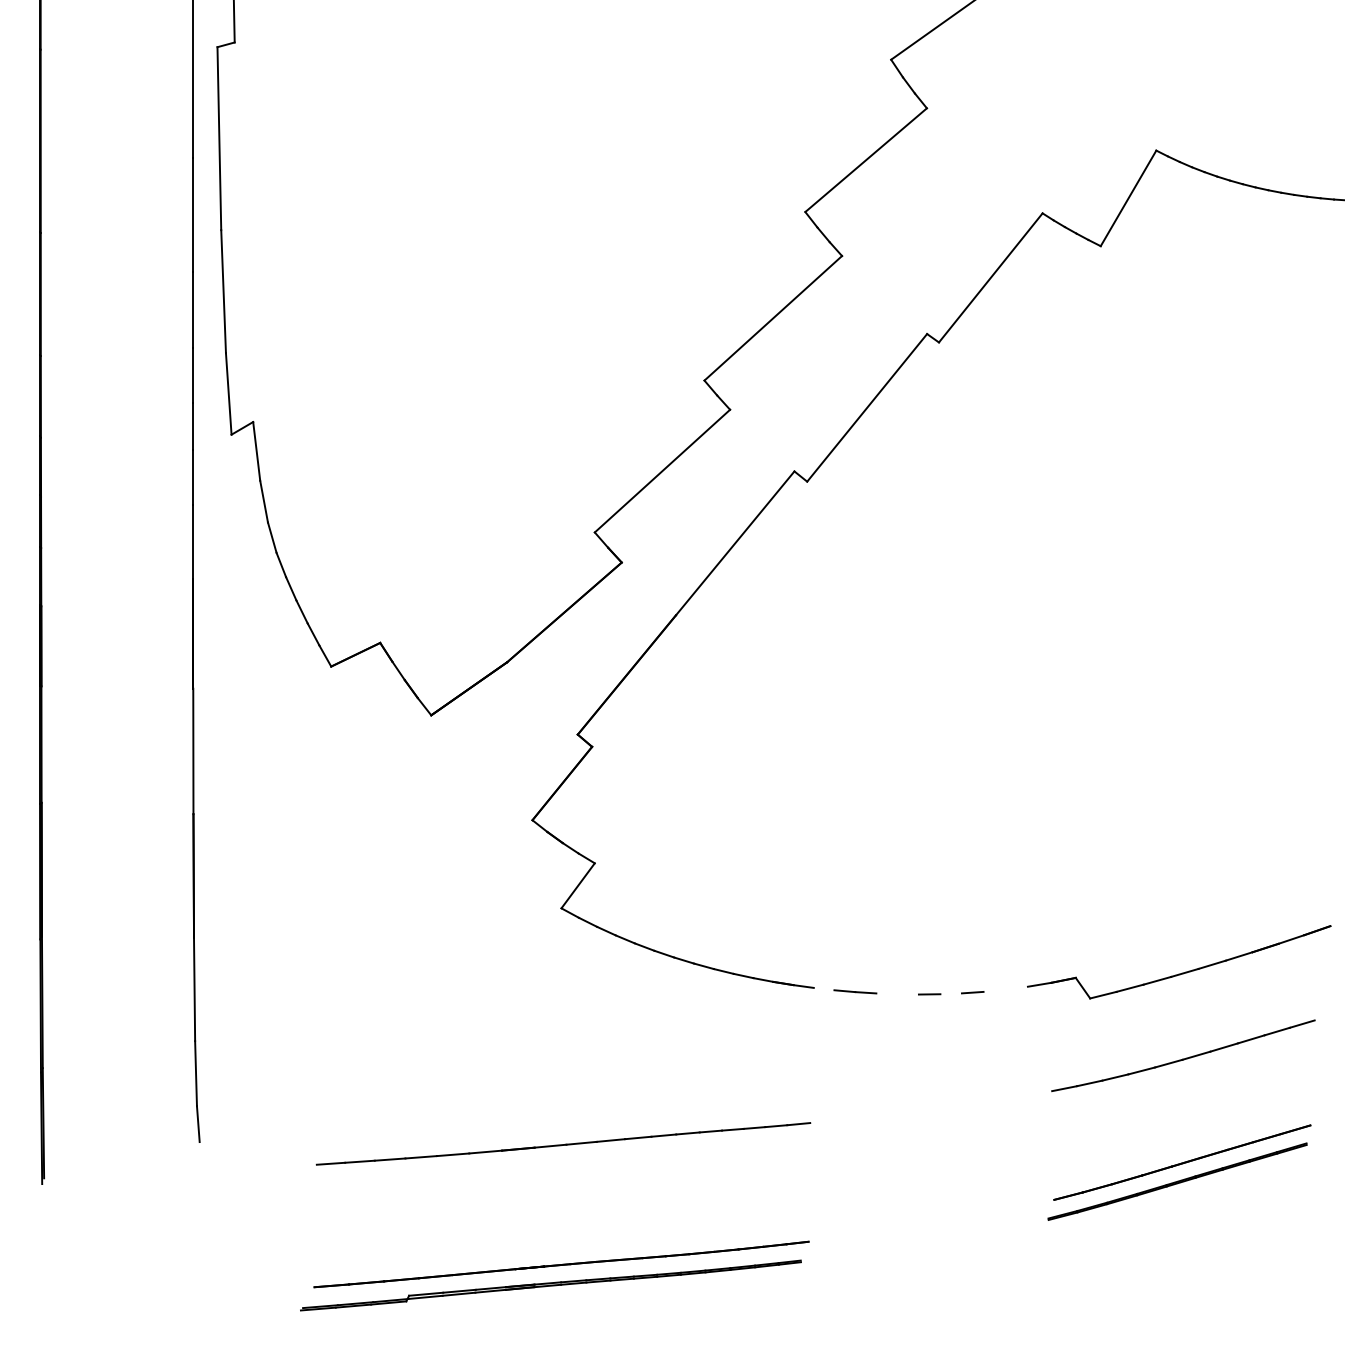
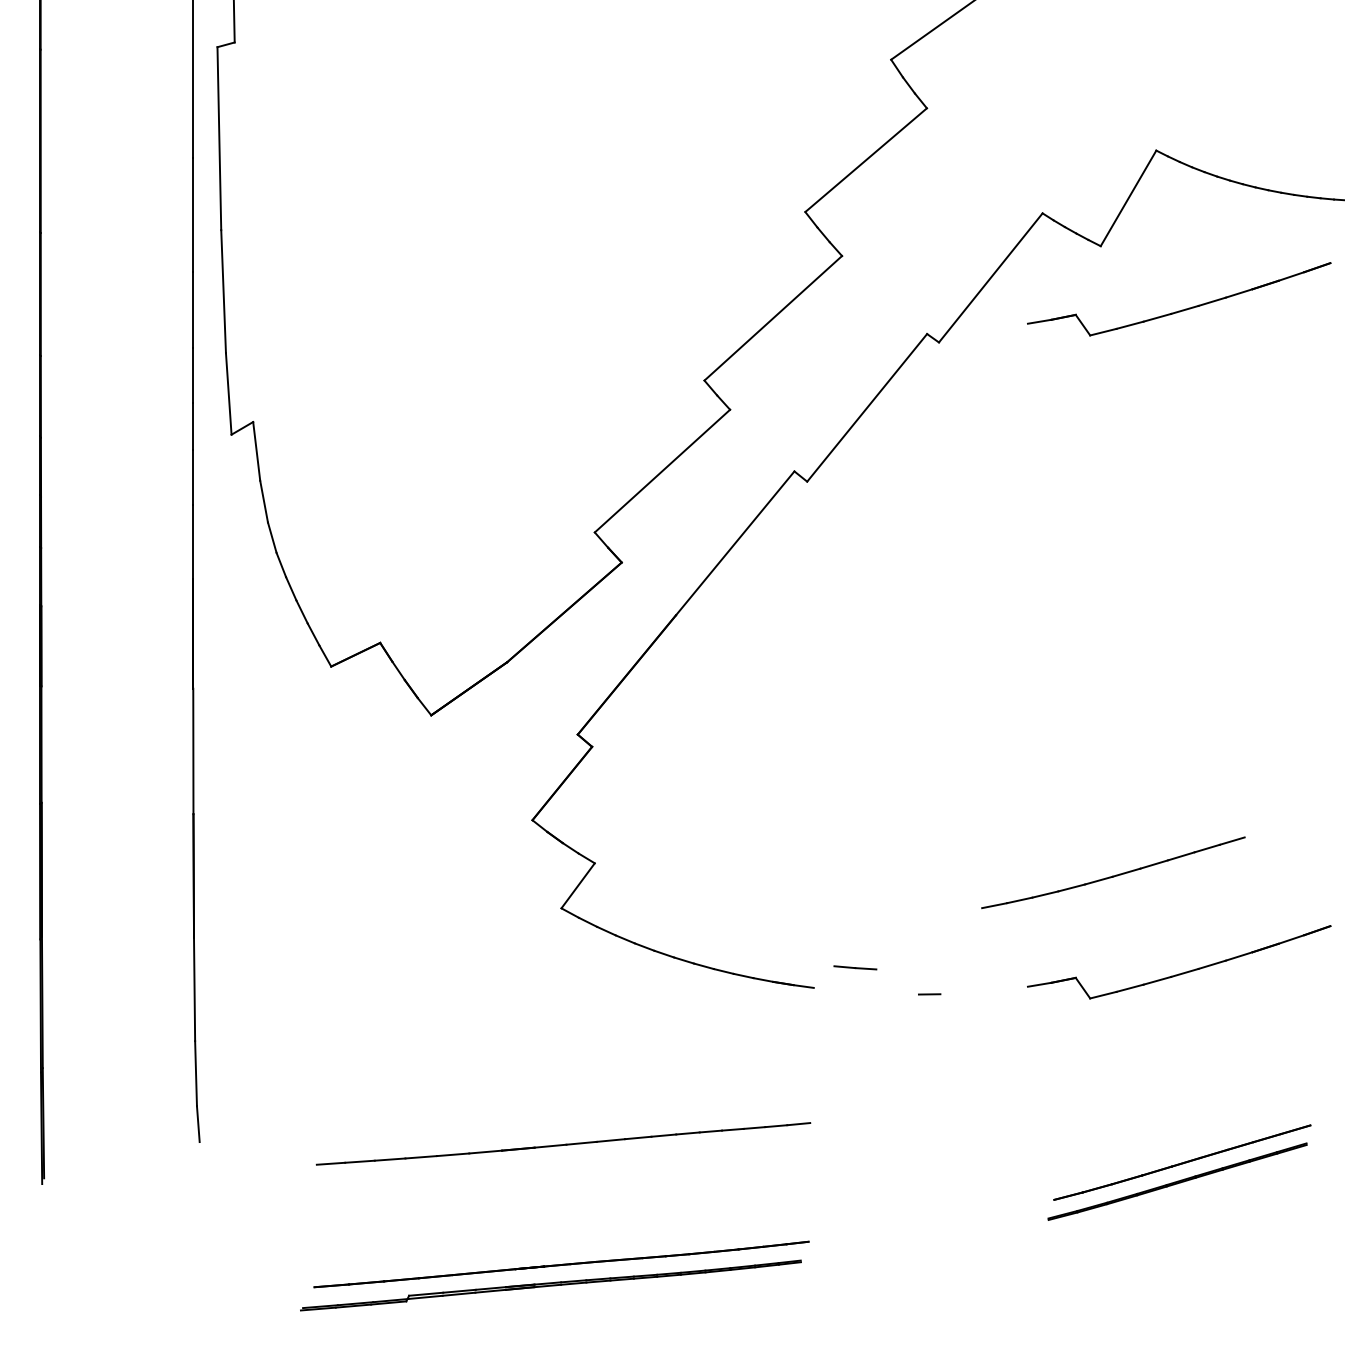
part: none -> present (1182, 309)
line position: (855, 991) -> (855, 967) (855, 967)
line: present -> none (972, 992)
part position: (1183, 1055) -> (1113, 872) (1113, 872)
